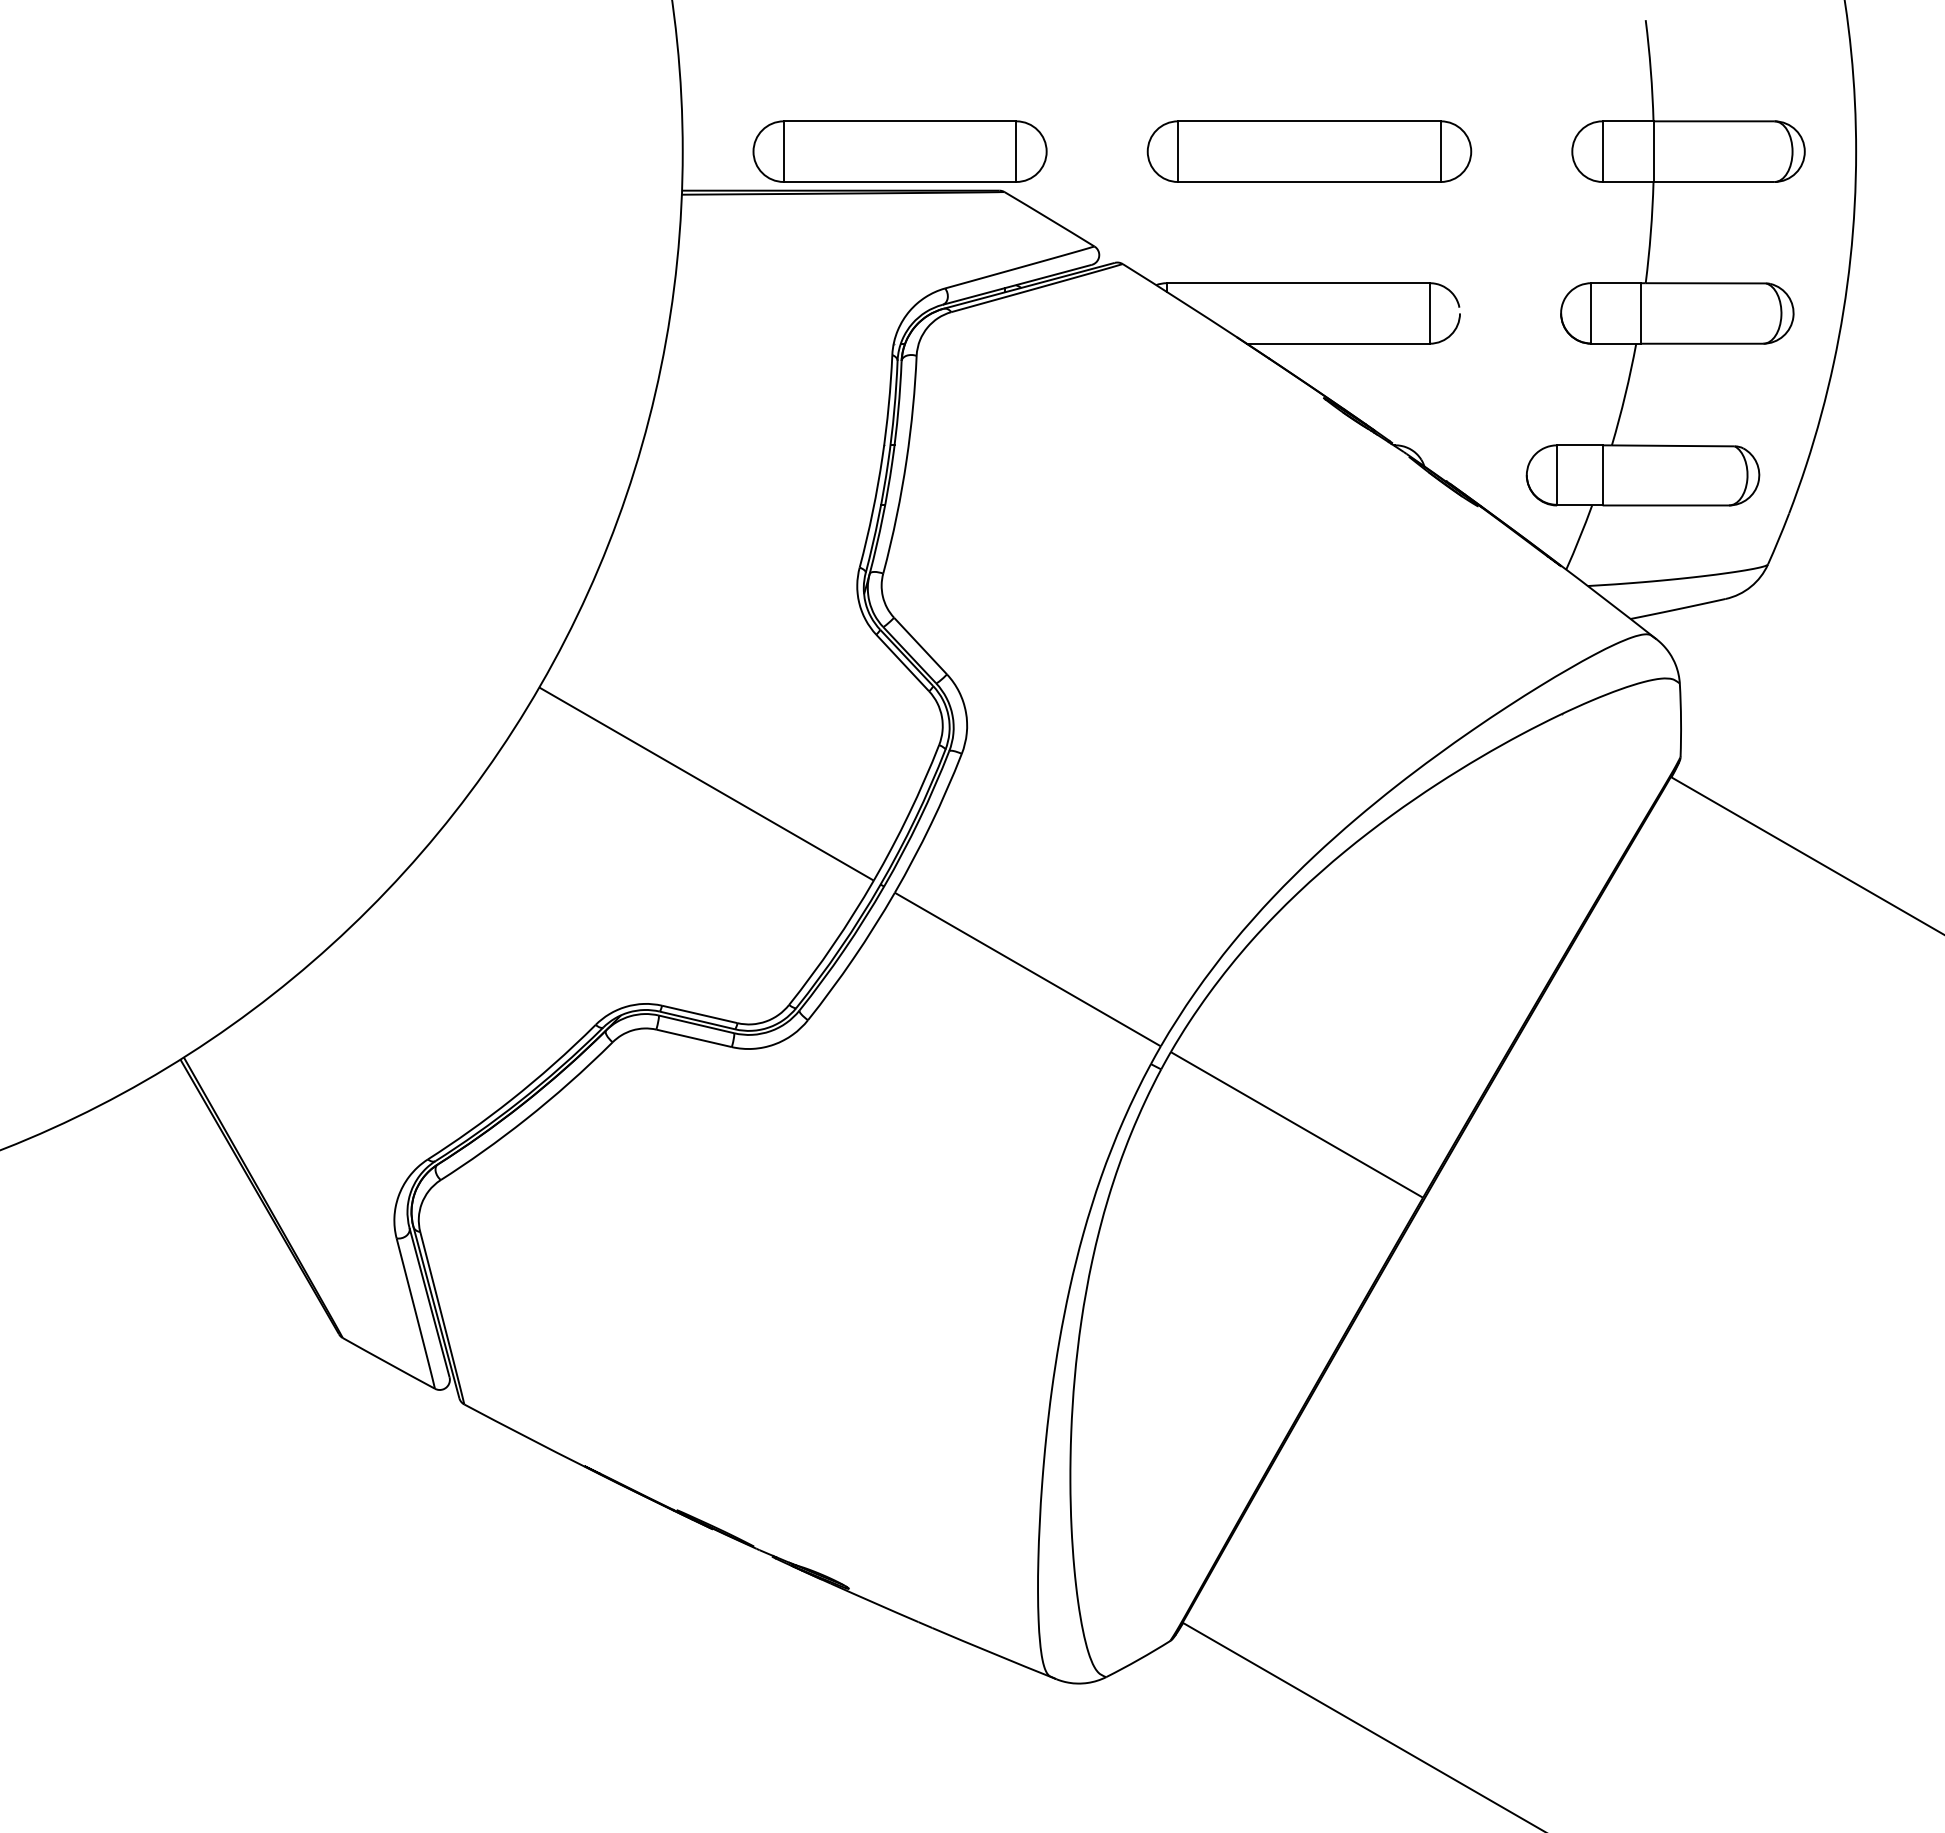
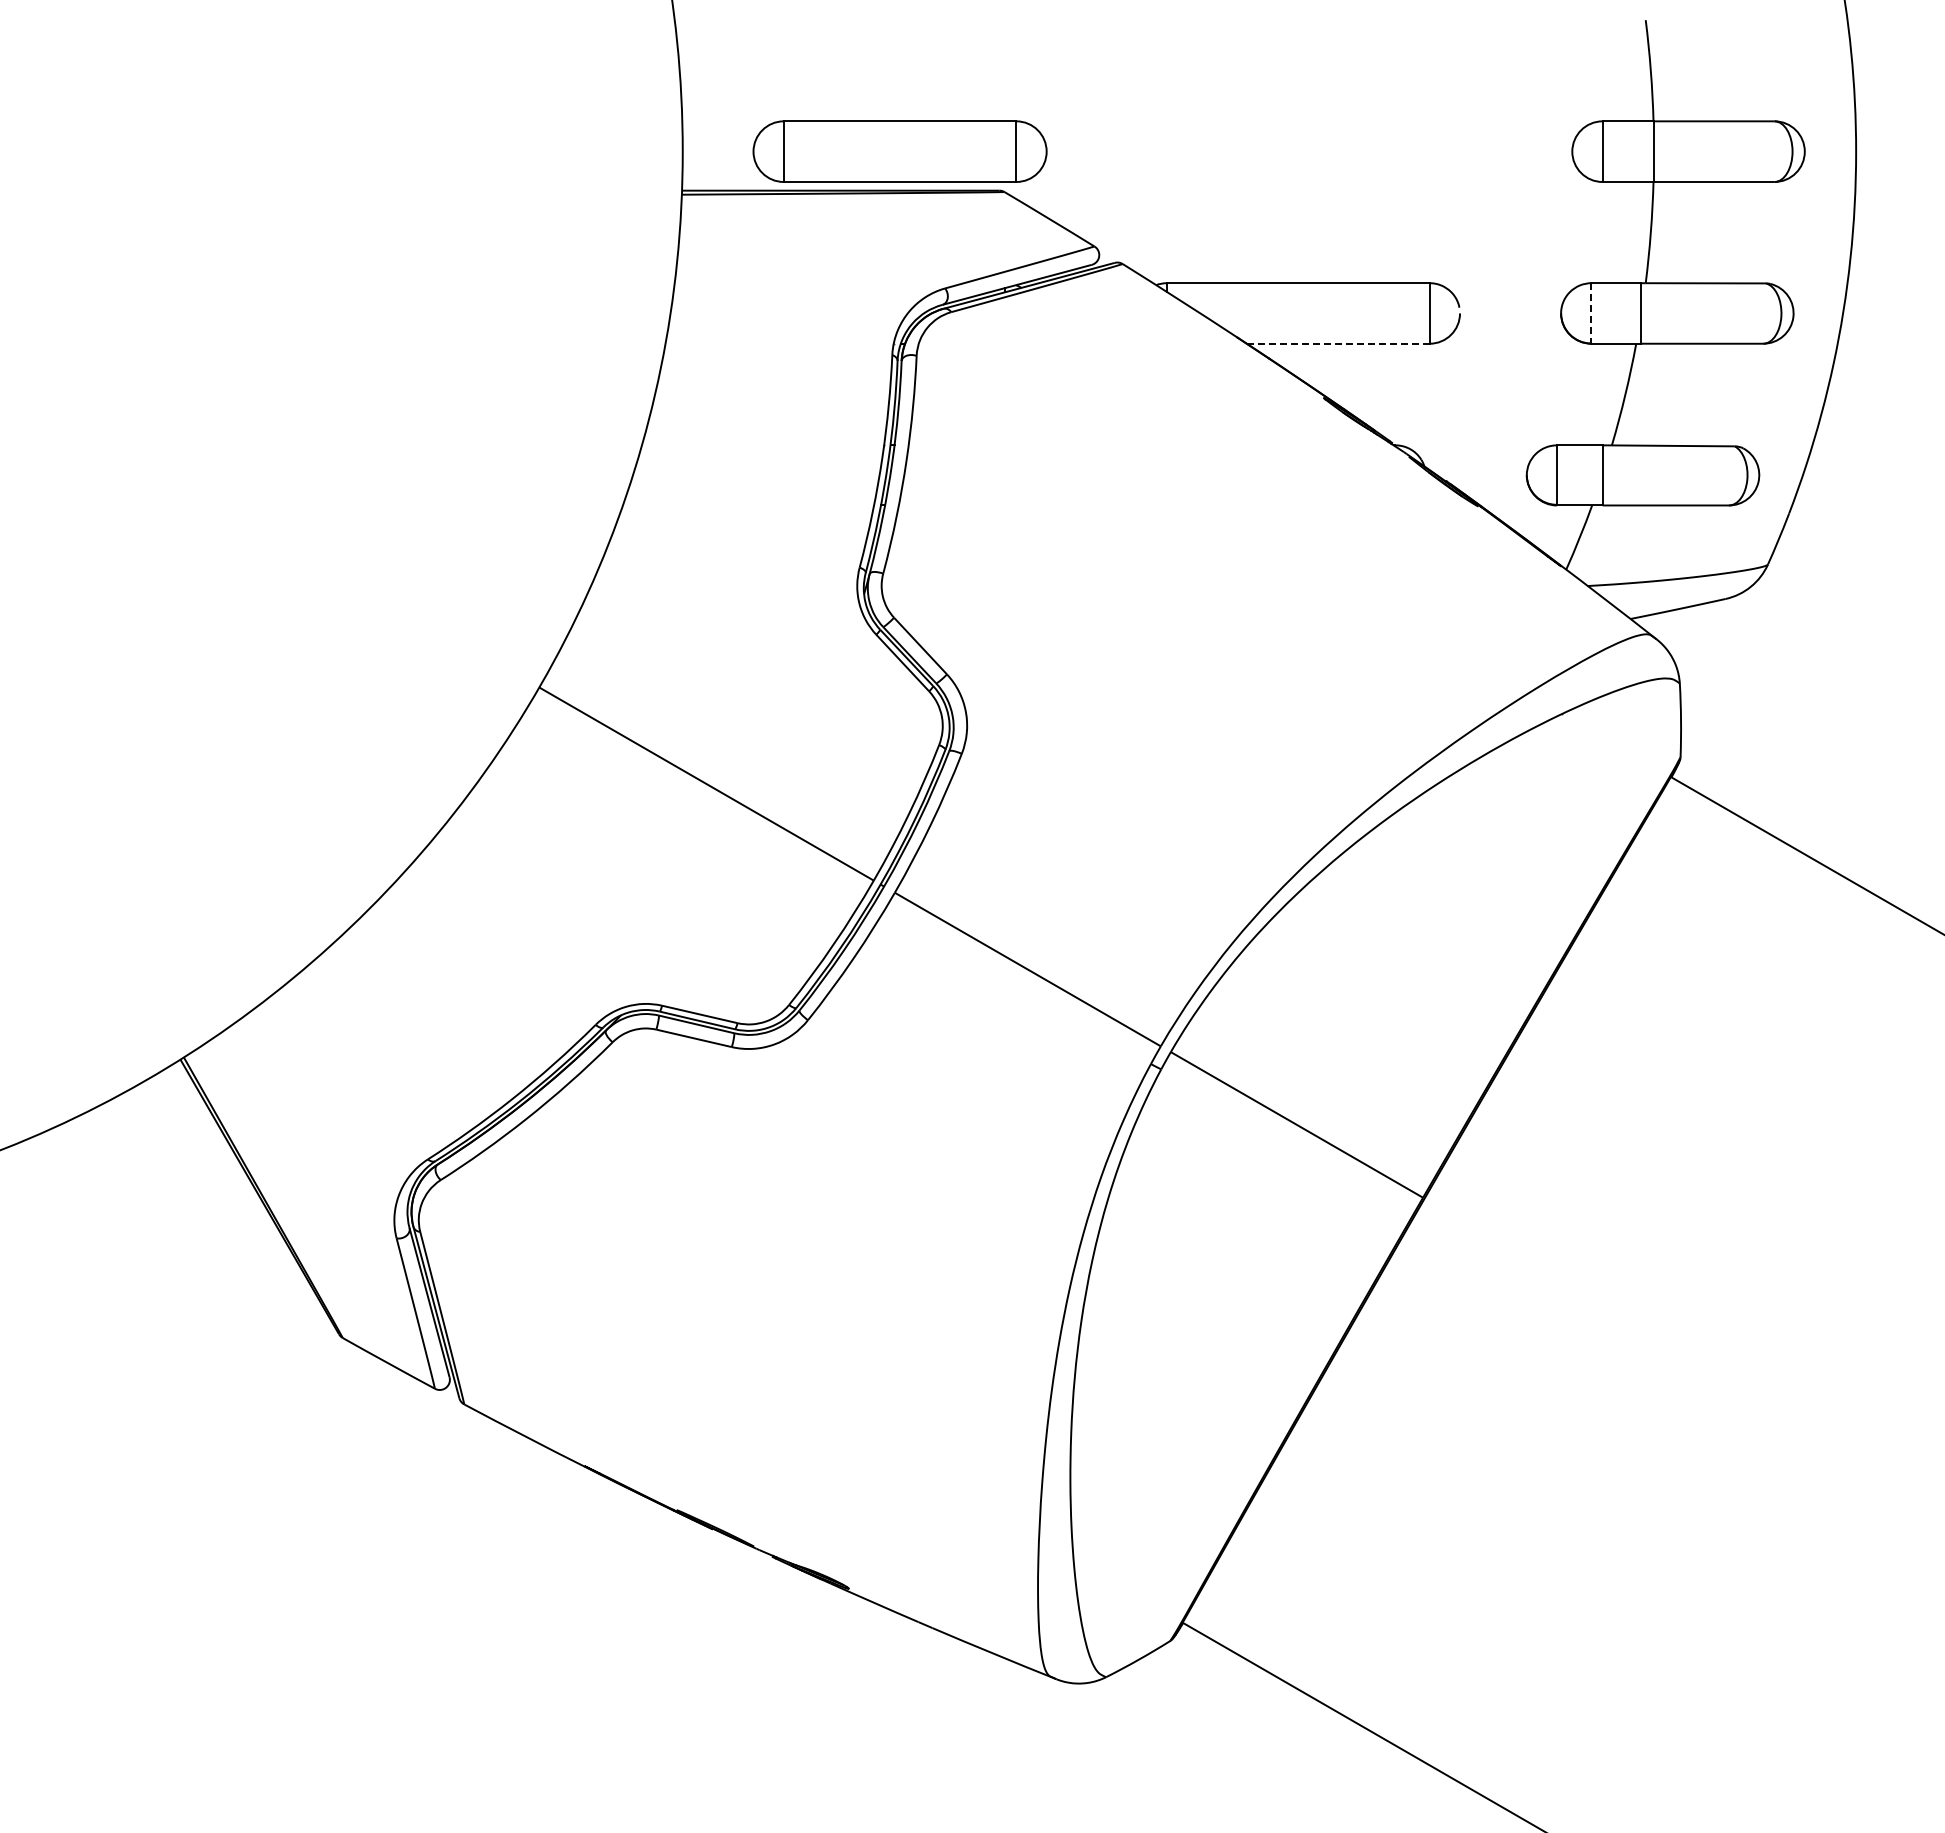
part: present -> none (1309, 151)
line: solid -> dashed (1591, 313)
line: solid -> dashed (1337, 343)
